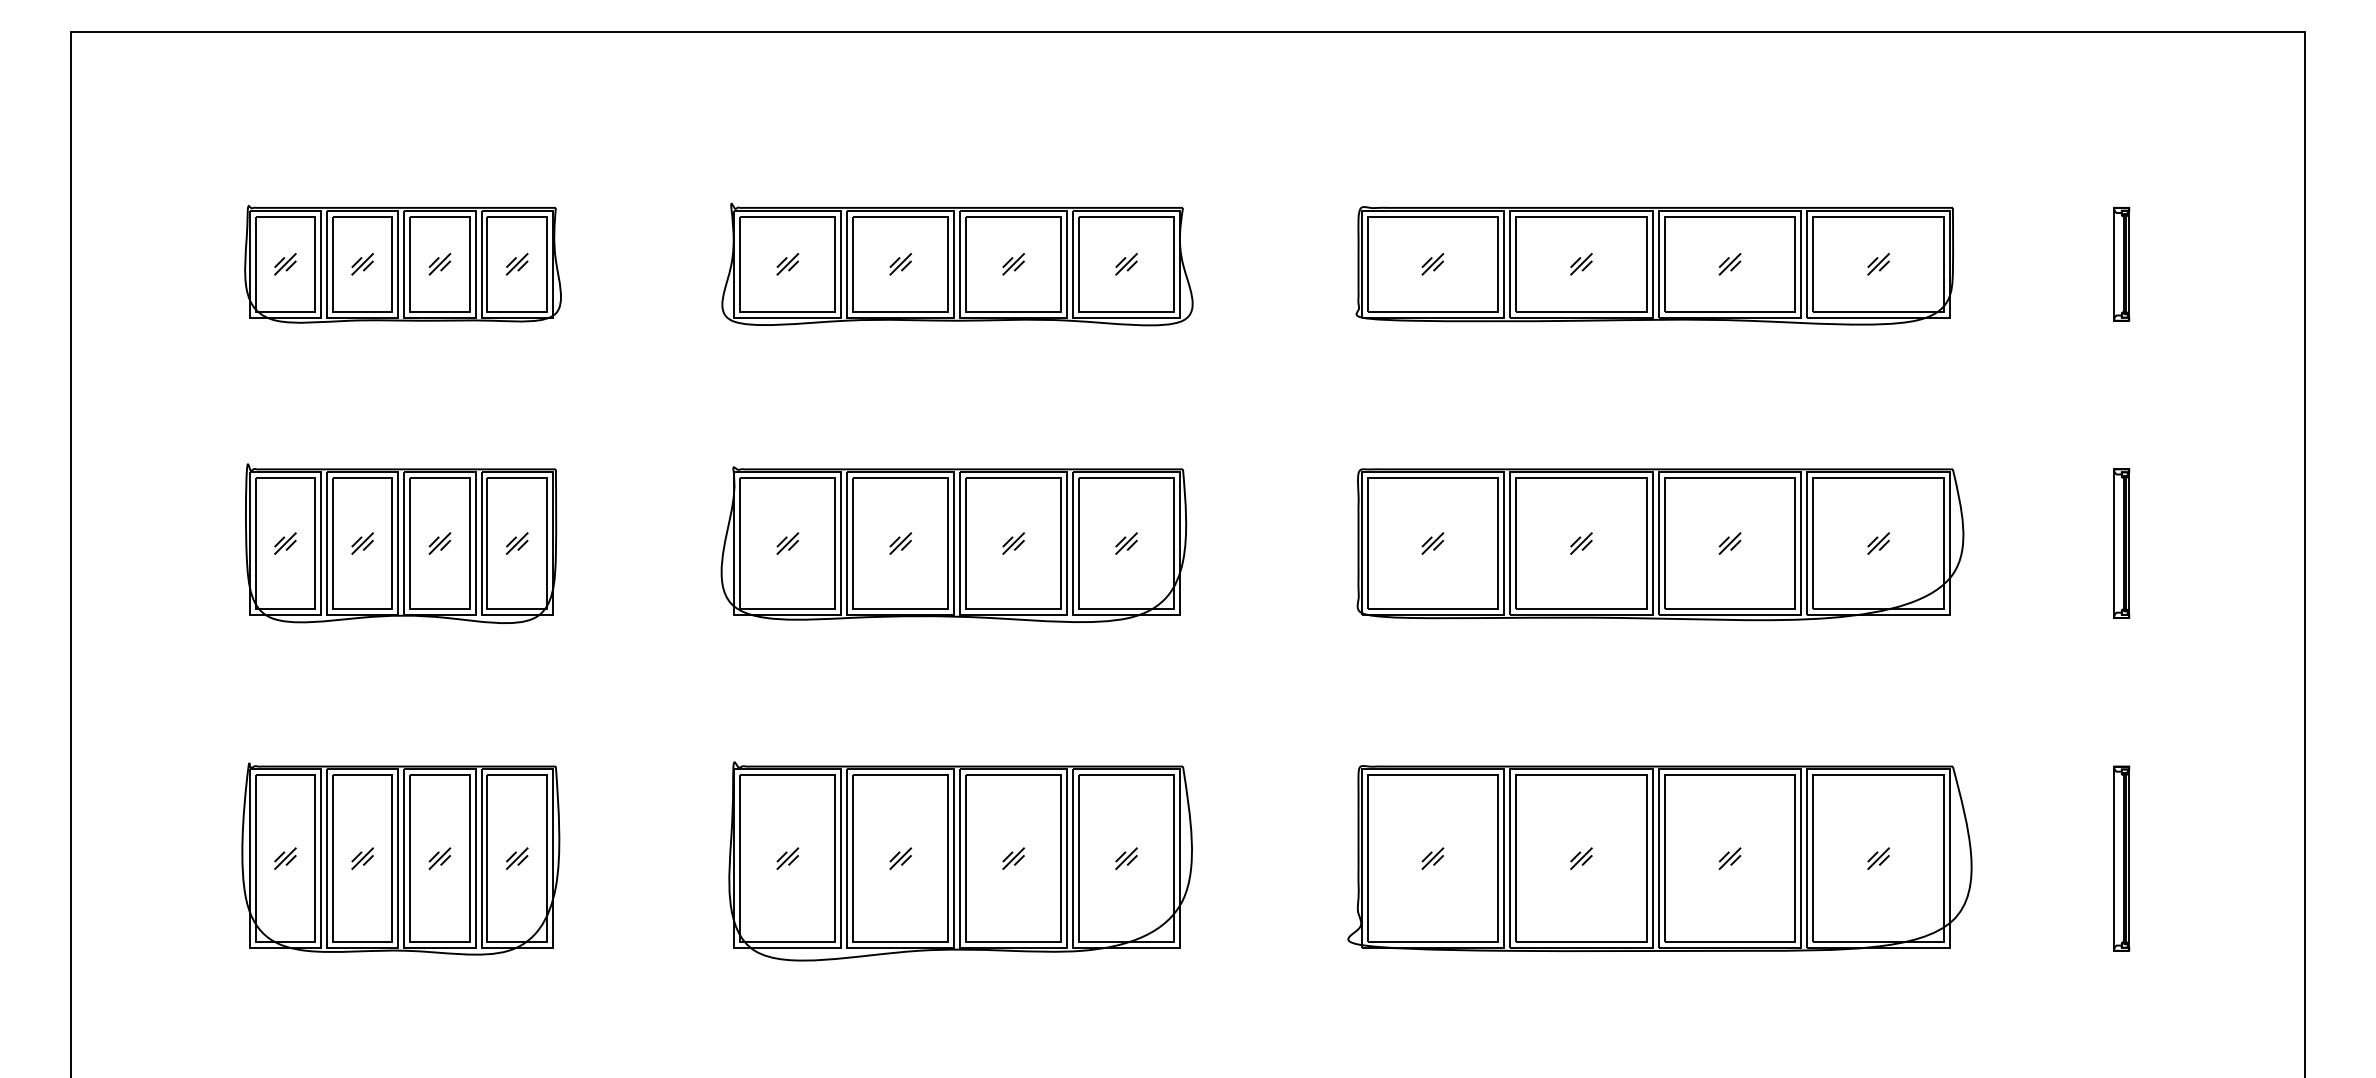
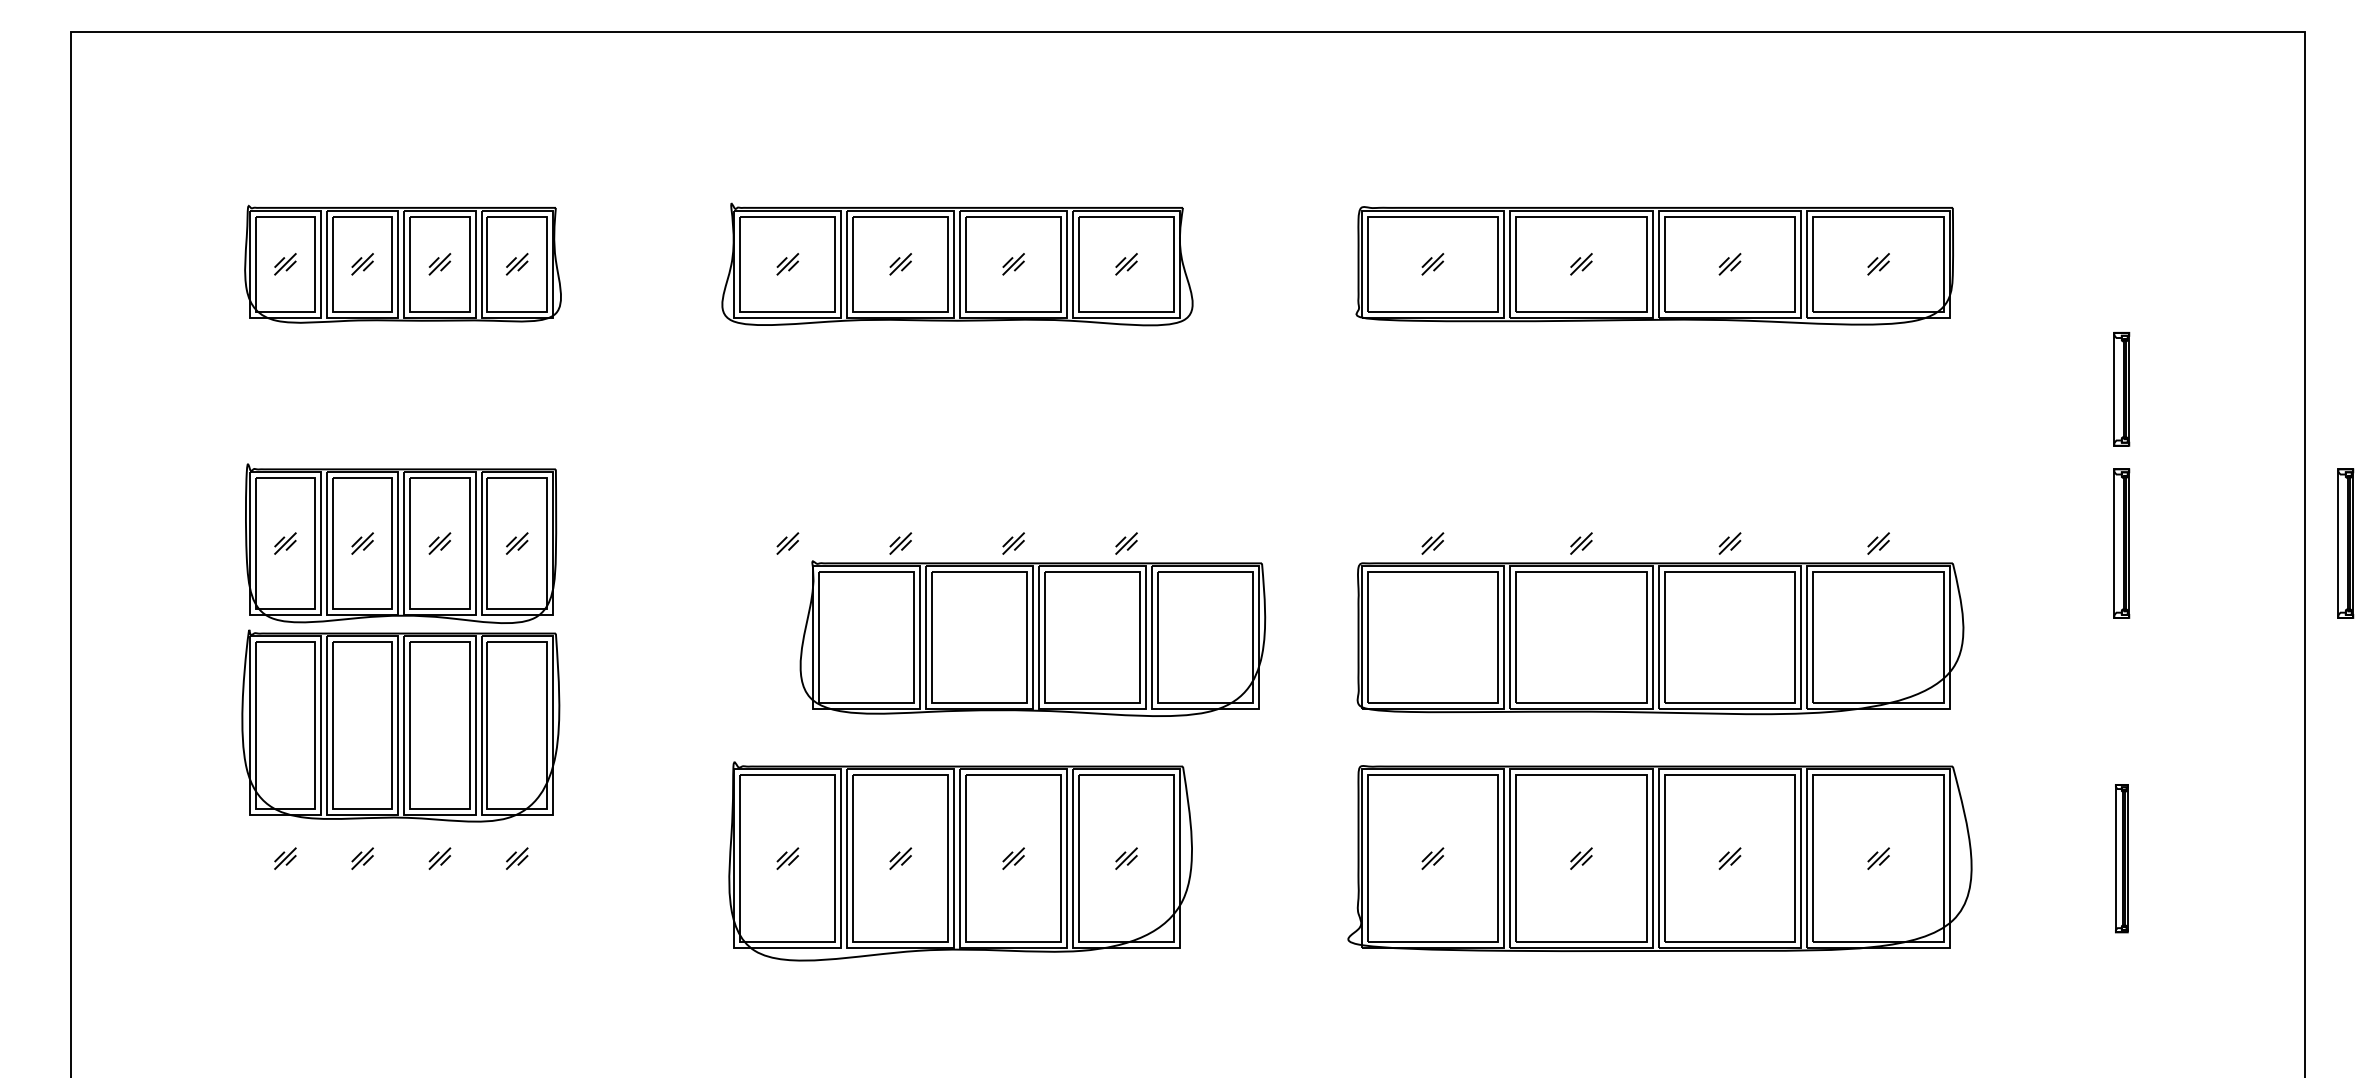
part position: (2121, 264) -> (2121, 389) (2121, 389)
part: none -> present (2345, 543)
part position: (953, 544) -> (1032, 638) (1032, 638)
part position: (1660, 544) -> (1660, 638) (1660, 638)
part position: (400, 858) -> (400, 725) (400, 725)
part size: 18x187 px -> 14x150 px (2121, 858)
